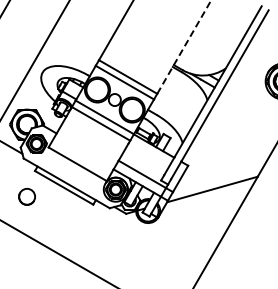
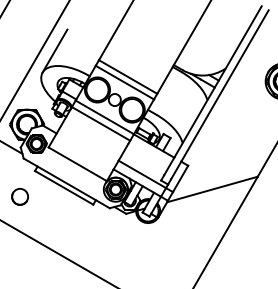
line: dashed -> solid (184, 47)
line: none -> present (54, 50)
circle position: (26, 196) -> (19, 196) (19, 196)
